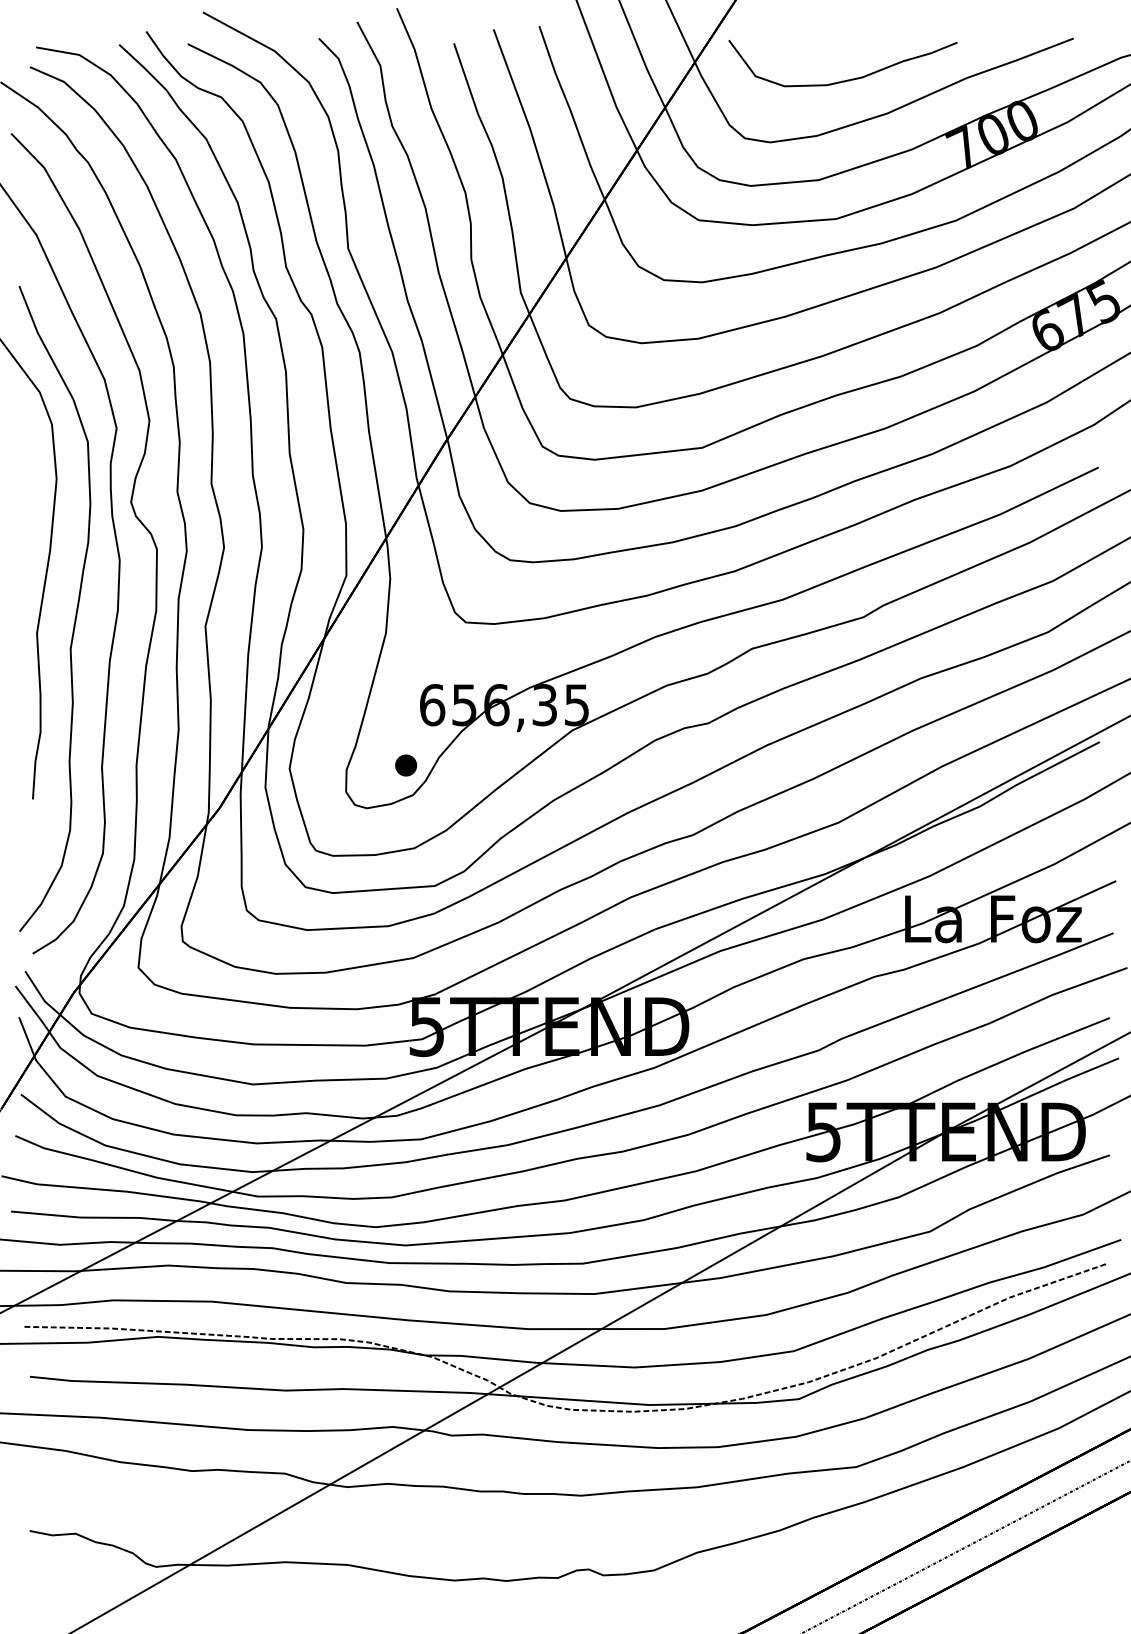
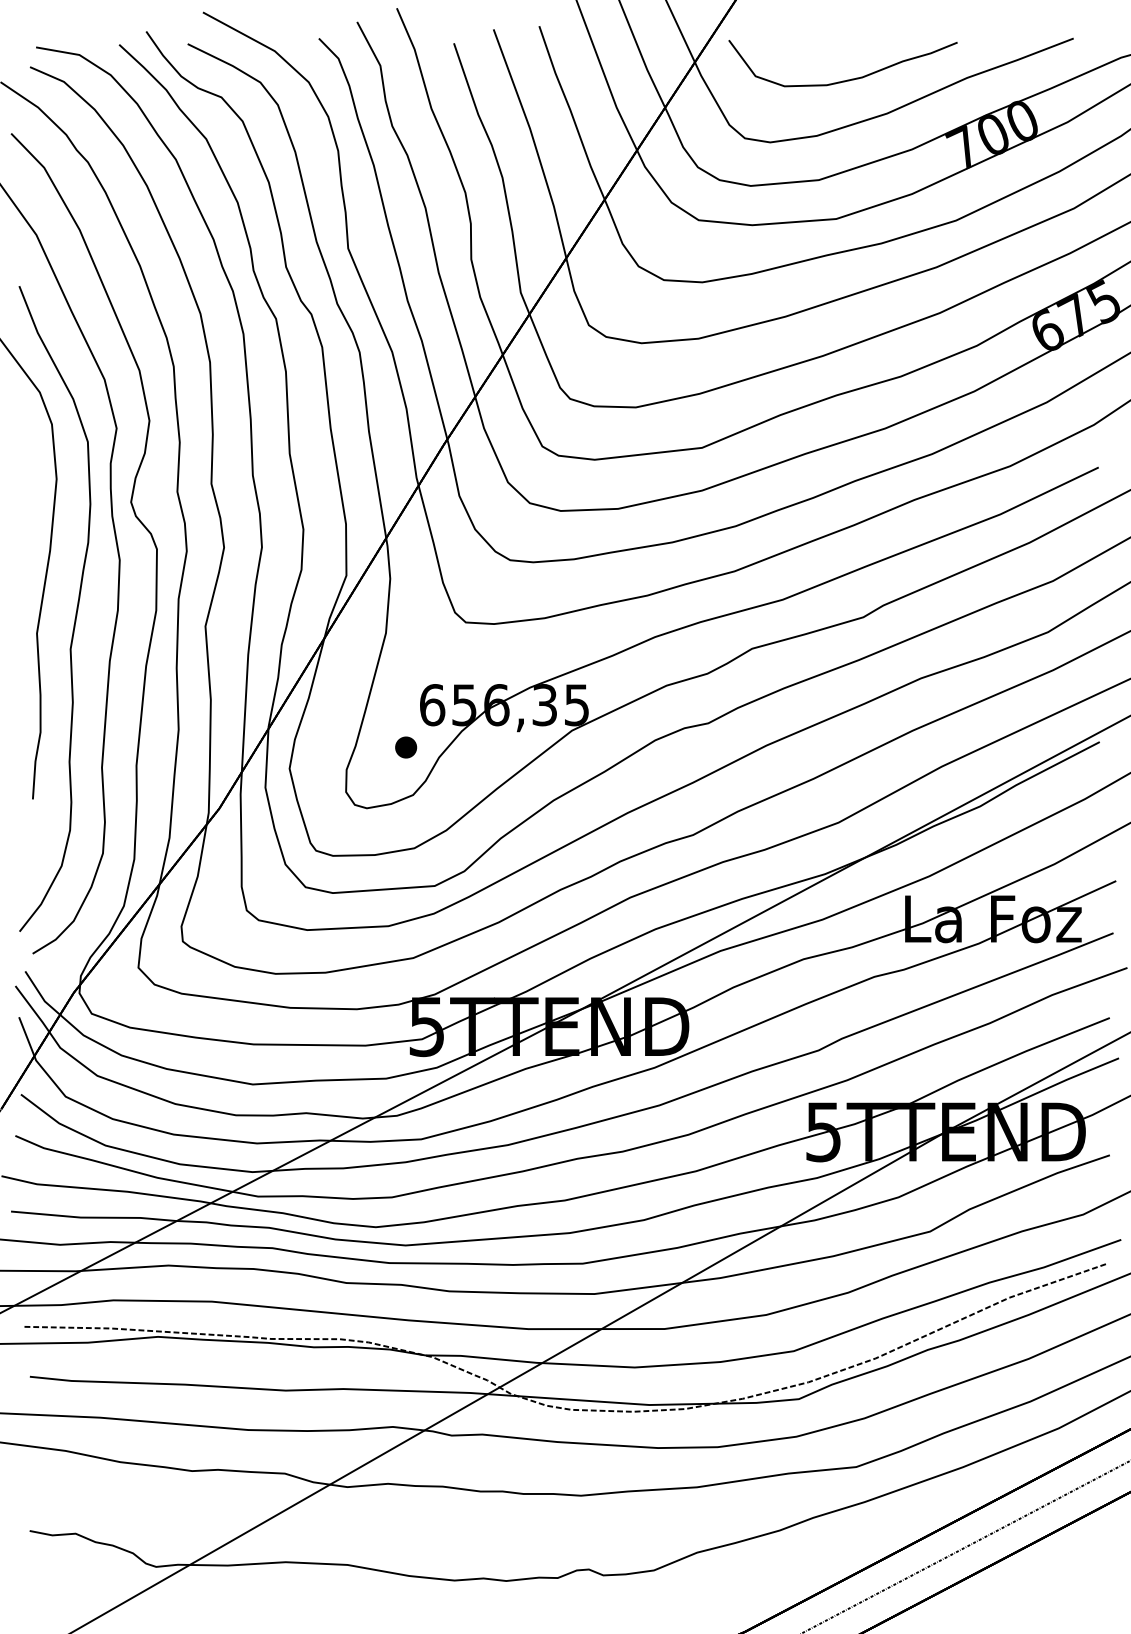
part position: (406, 765) -> (406, 747) (406, 747)
